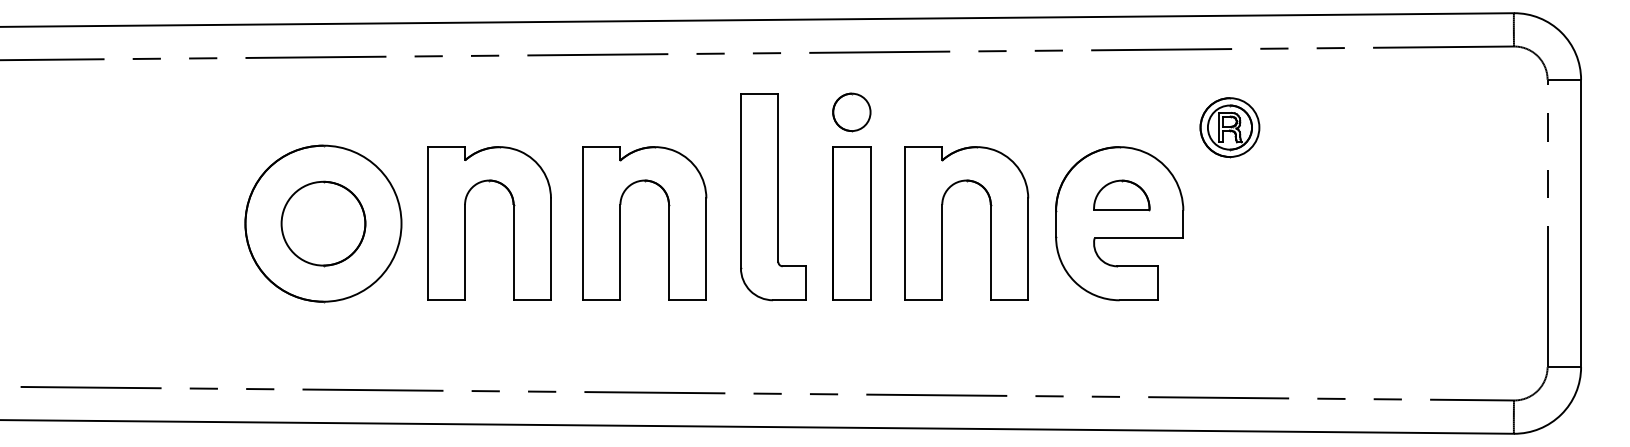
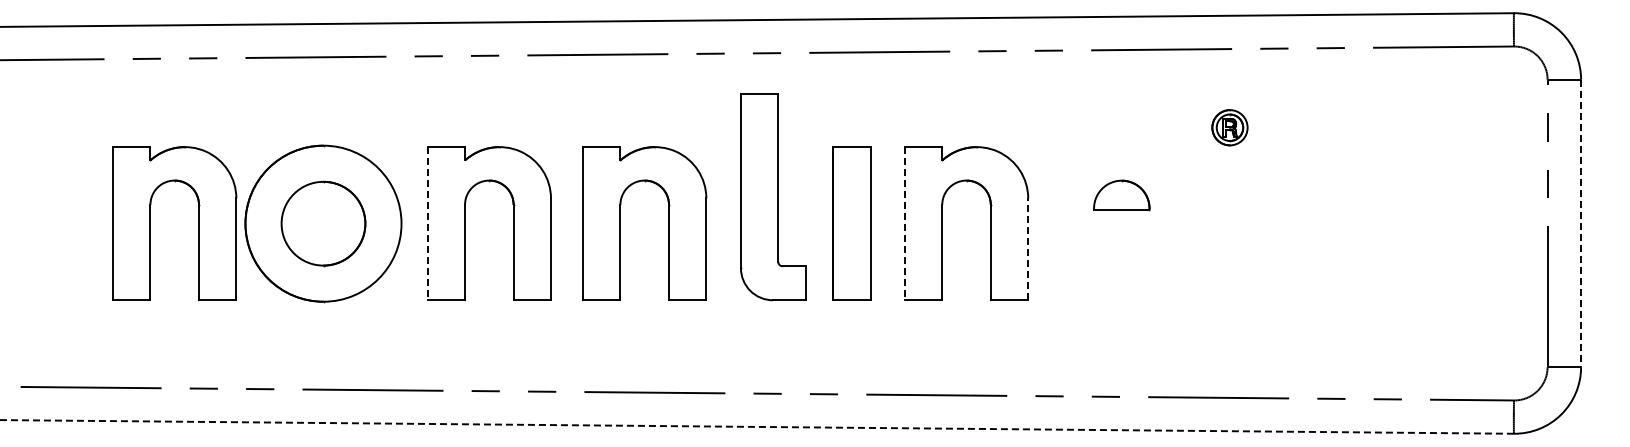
part: present -> none (851, 112)
part size: 62x62 px -> 38x38 px (1229, 127)
part: none -> present (150, 223)
line: solid -> dashed (427, 223)
line: solid -> dashed (904, 223)
part: present -> none (1119, 223)
line: solid -> dashed (1581, 223)
line: solid -> dashed (1028, 249)
line: solid -> dashed (757, 426)
